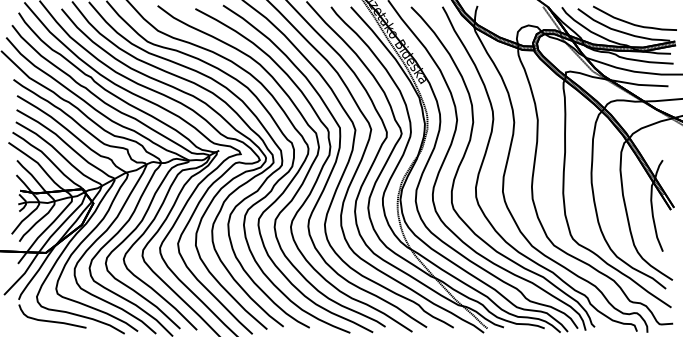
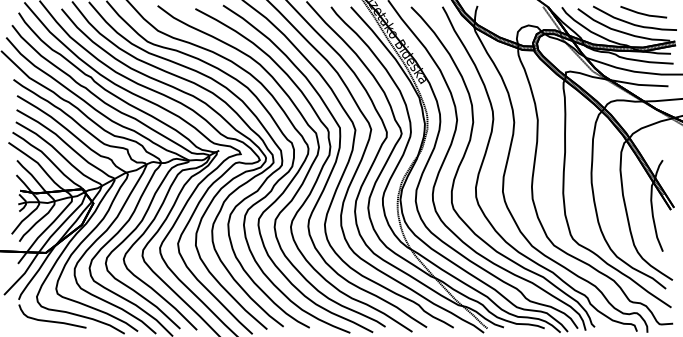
line: none -> present (643, 13)
